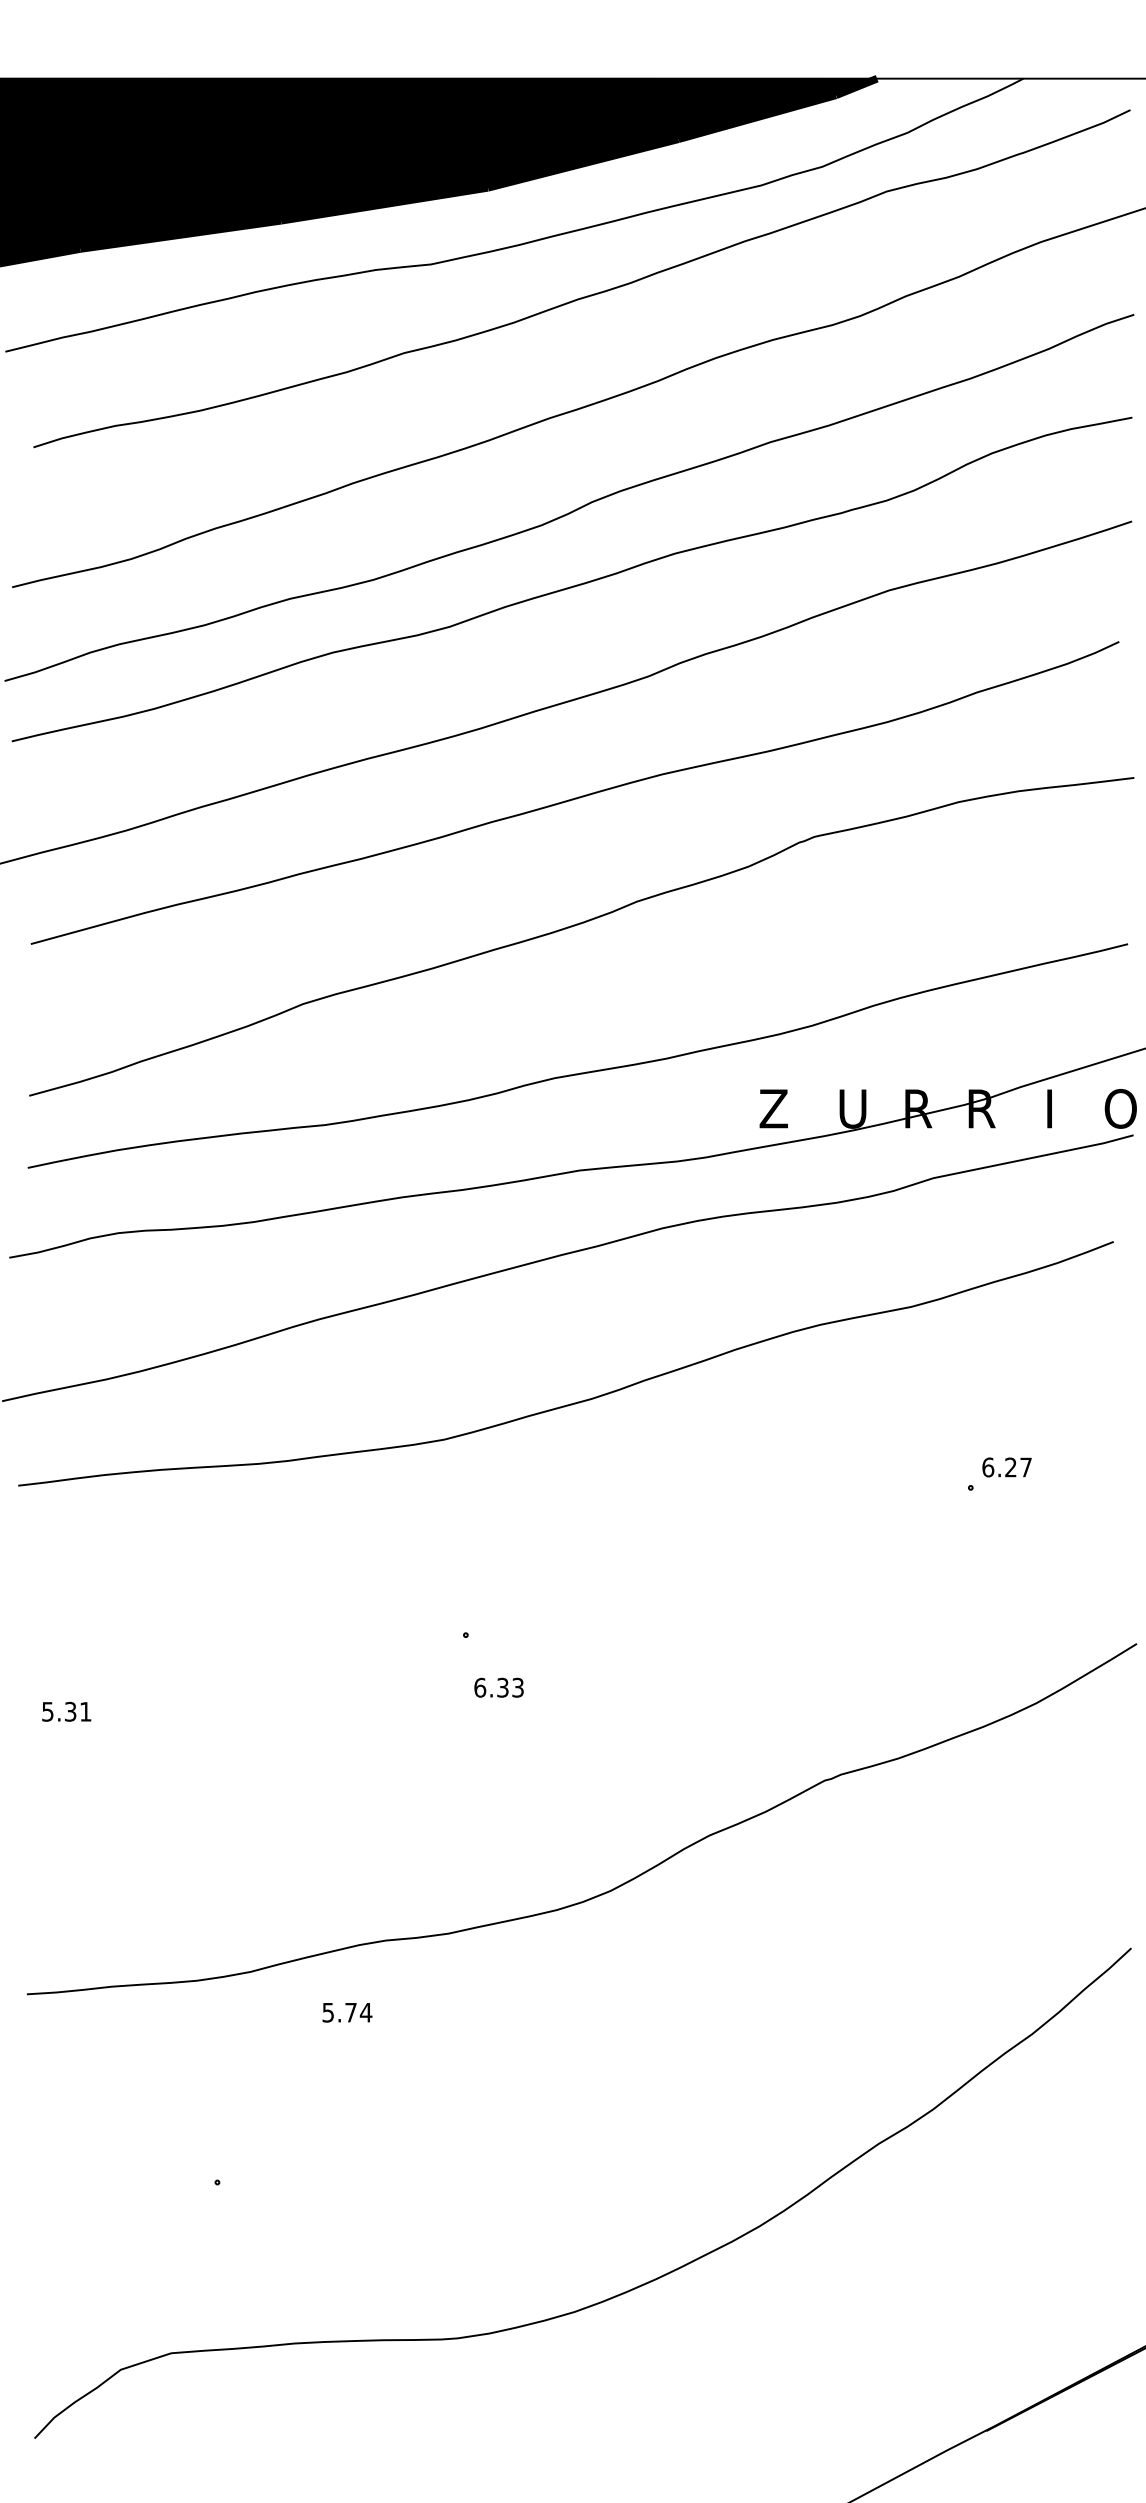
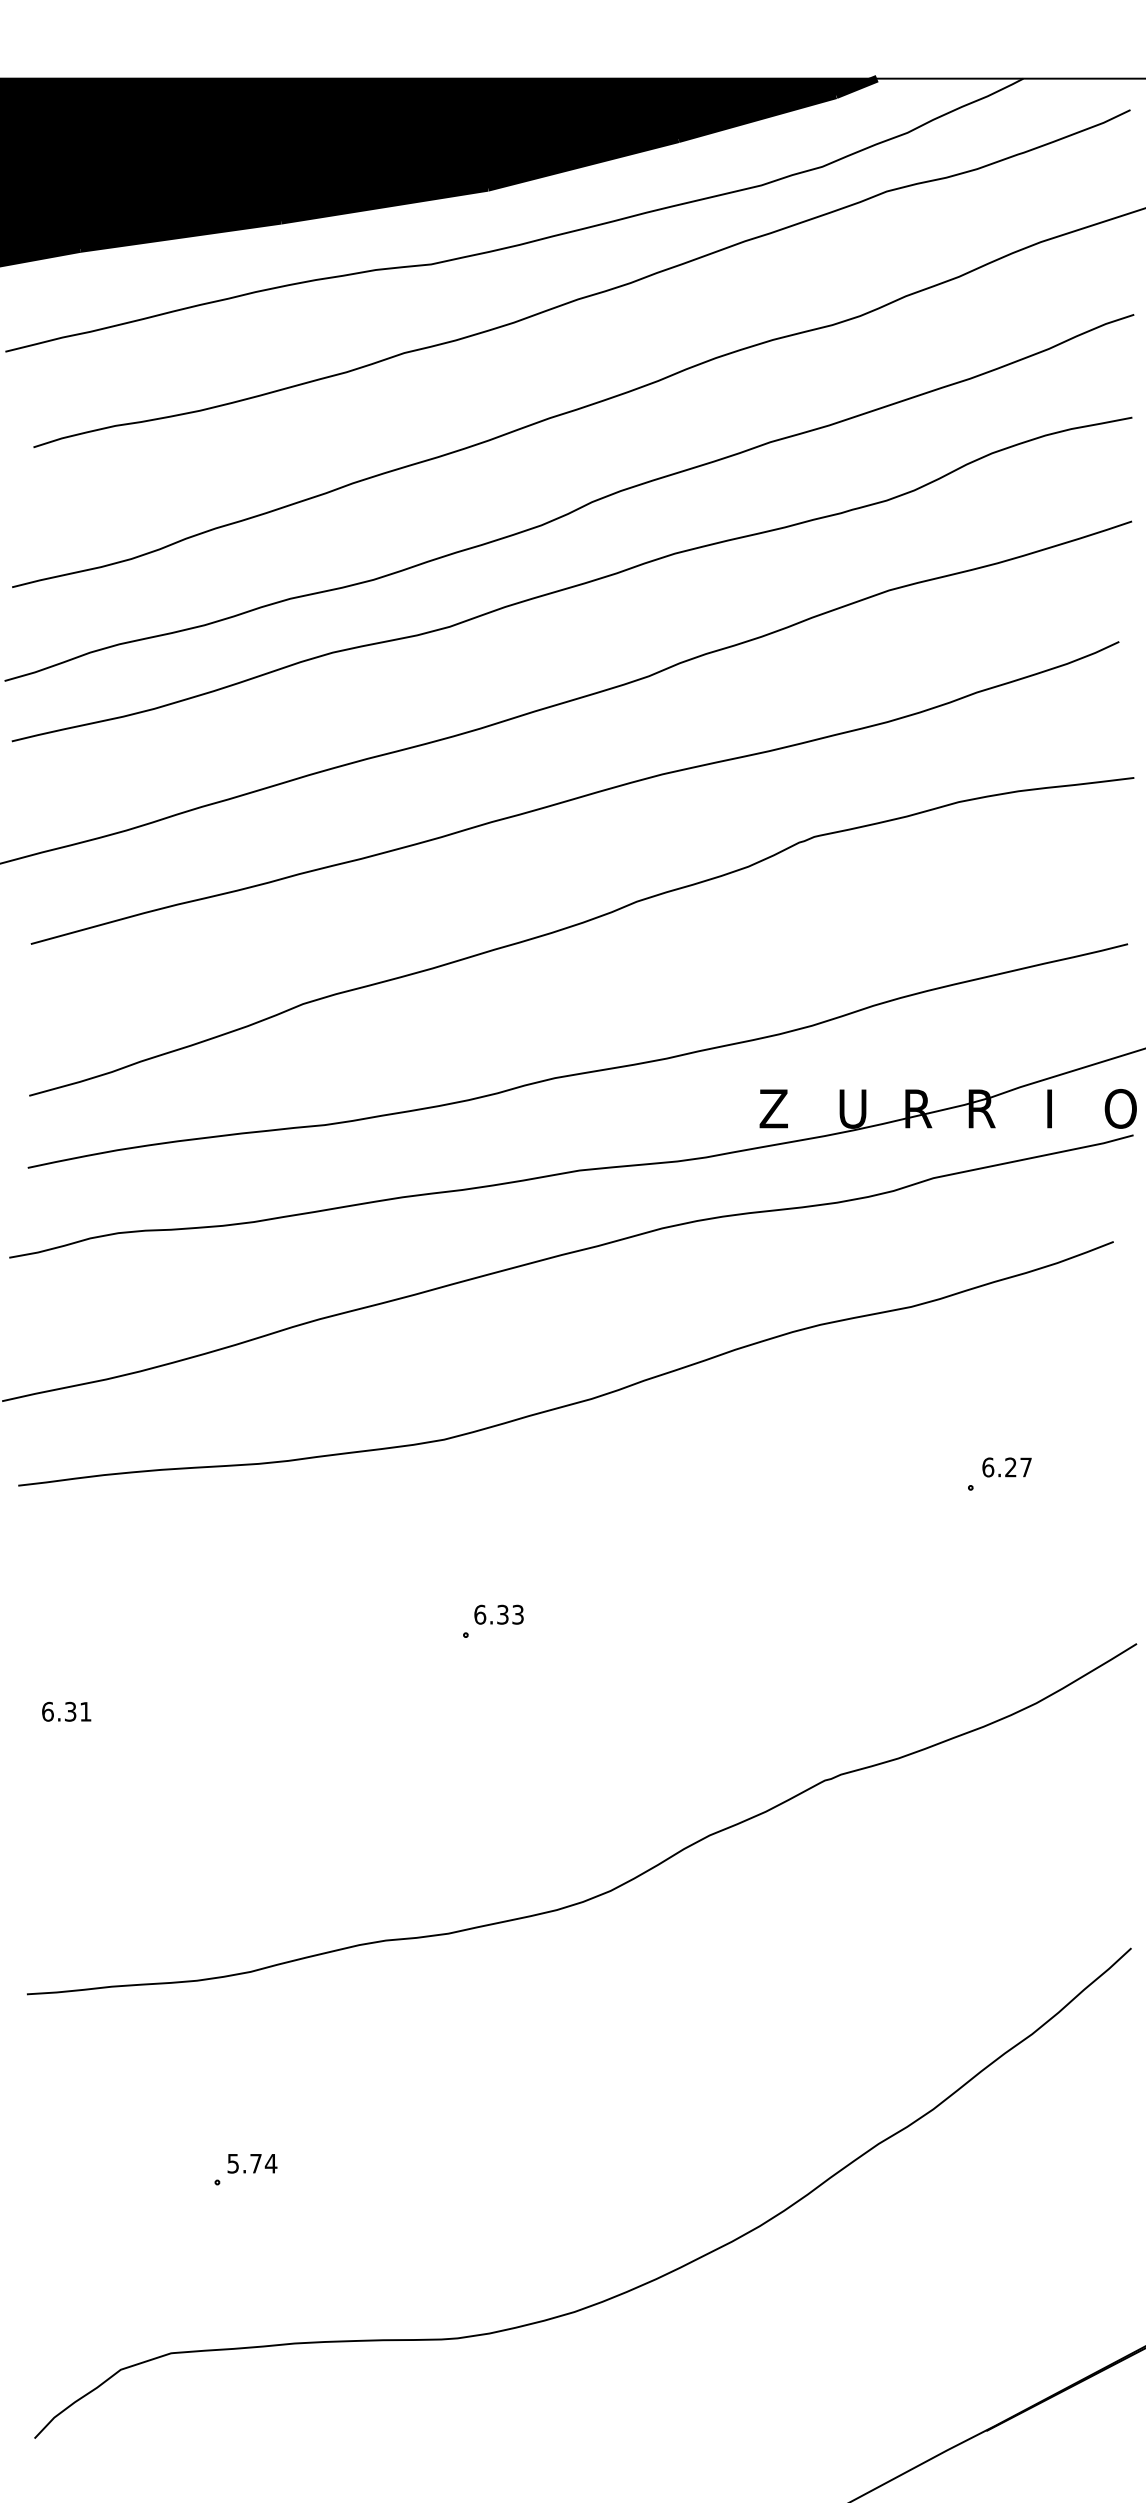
text position: (498, 1687) -> (498, 1614) (498, 1614)
text: 5.31 -> 6.31 (47, 1711)
text position: (347, 2012) -> (252, 2163) (252, 2163)
